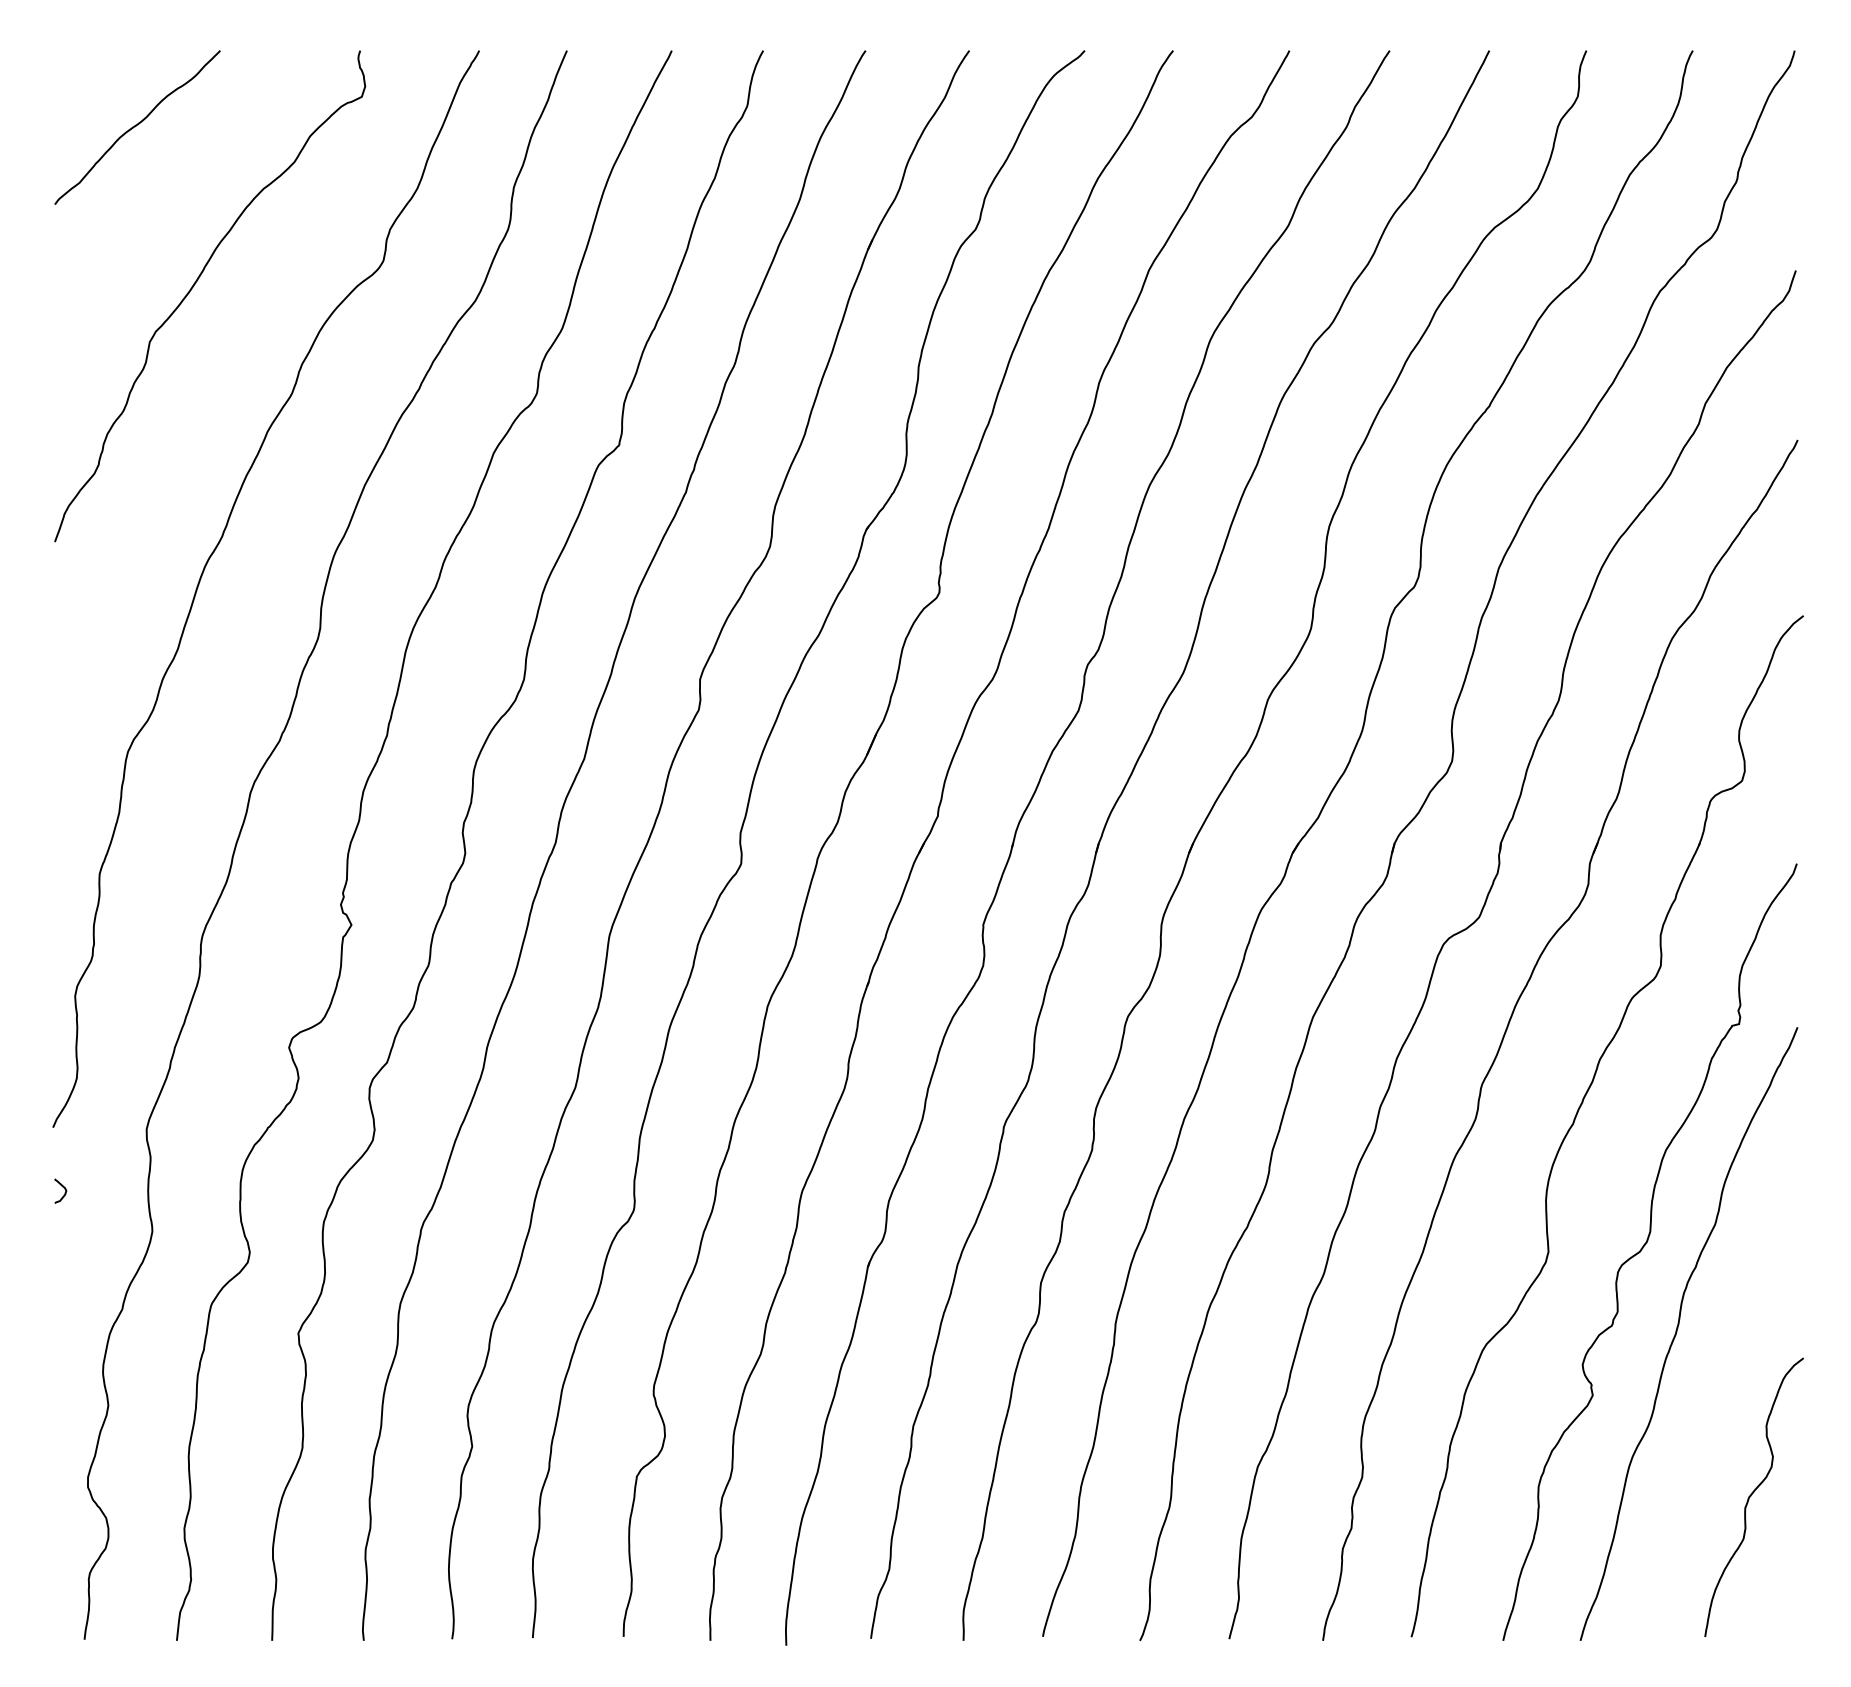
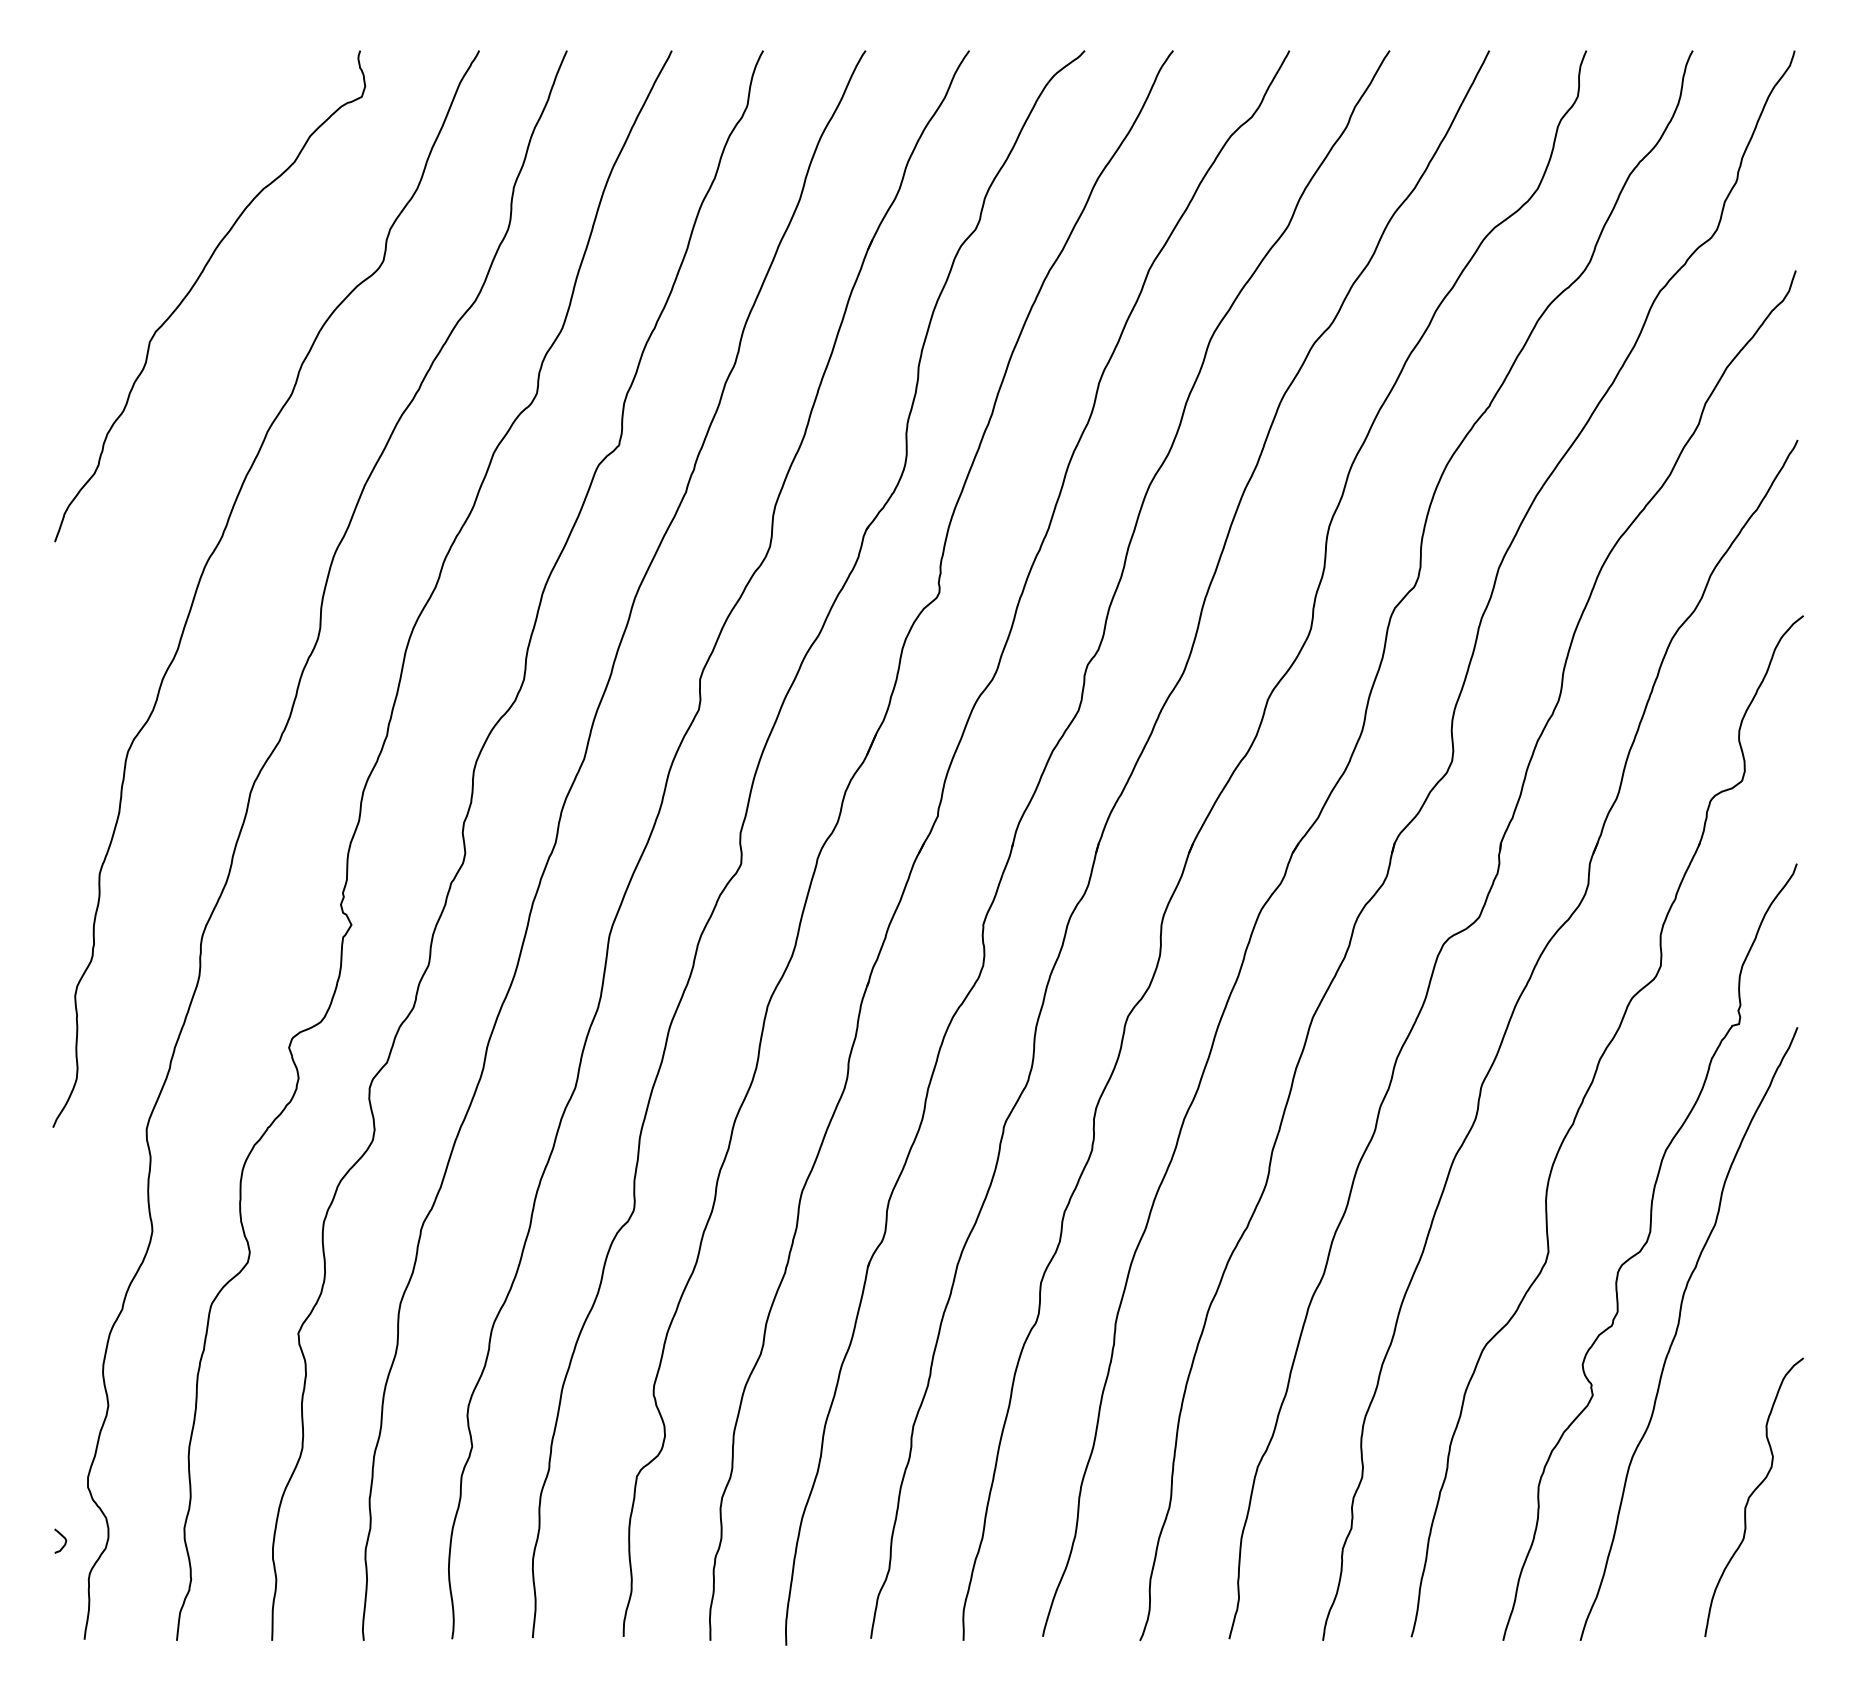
curve: present -> none (136, 126)
curve position: (62, 1187) -> (62, 1537) (62, 1537)
